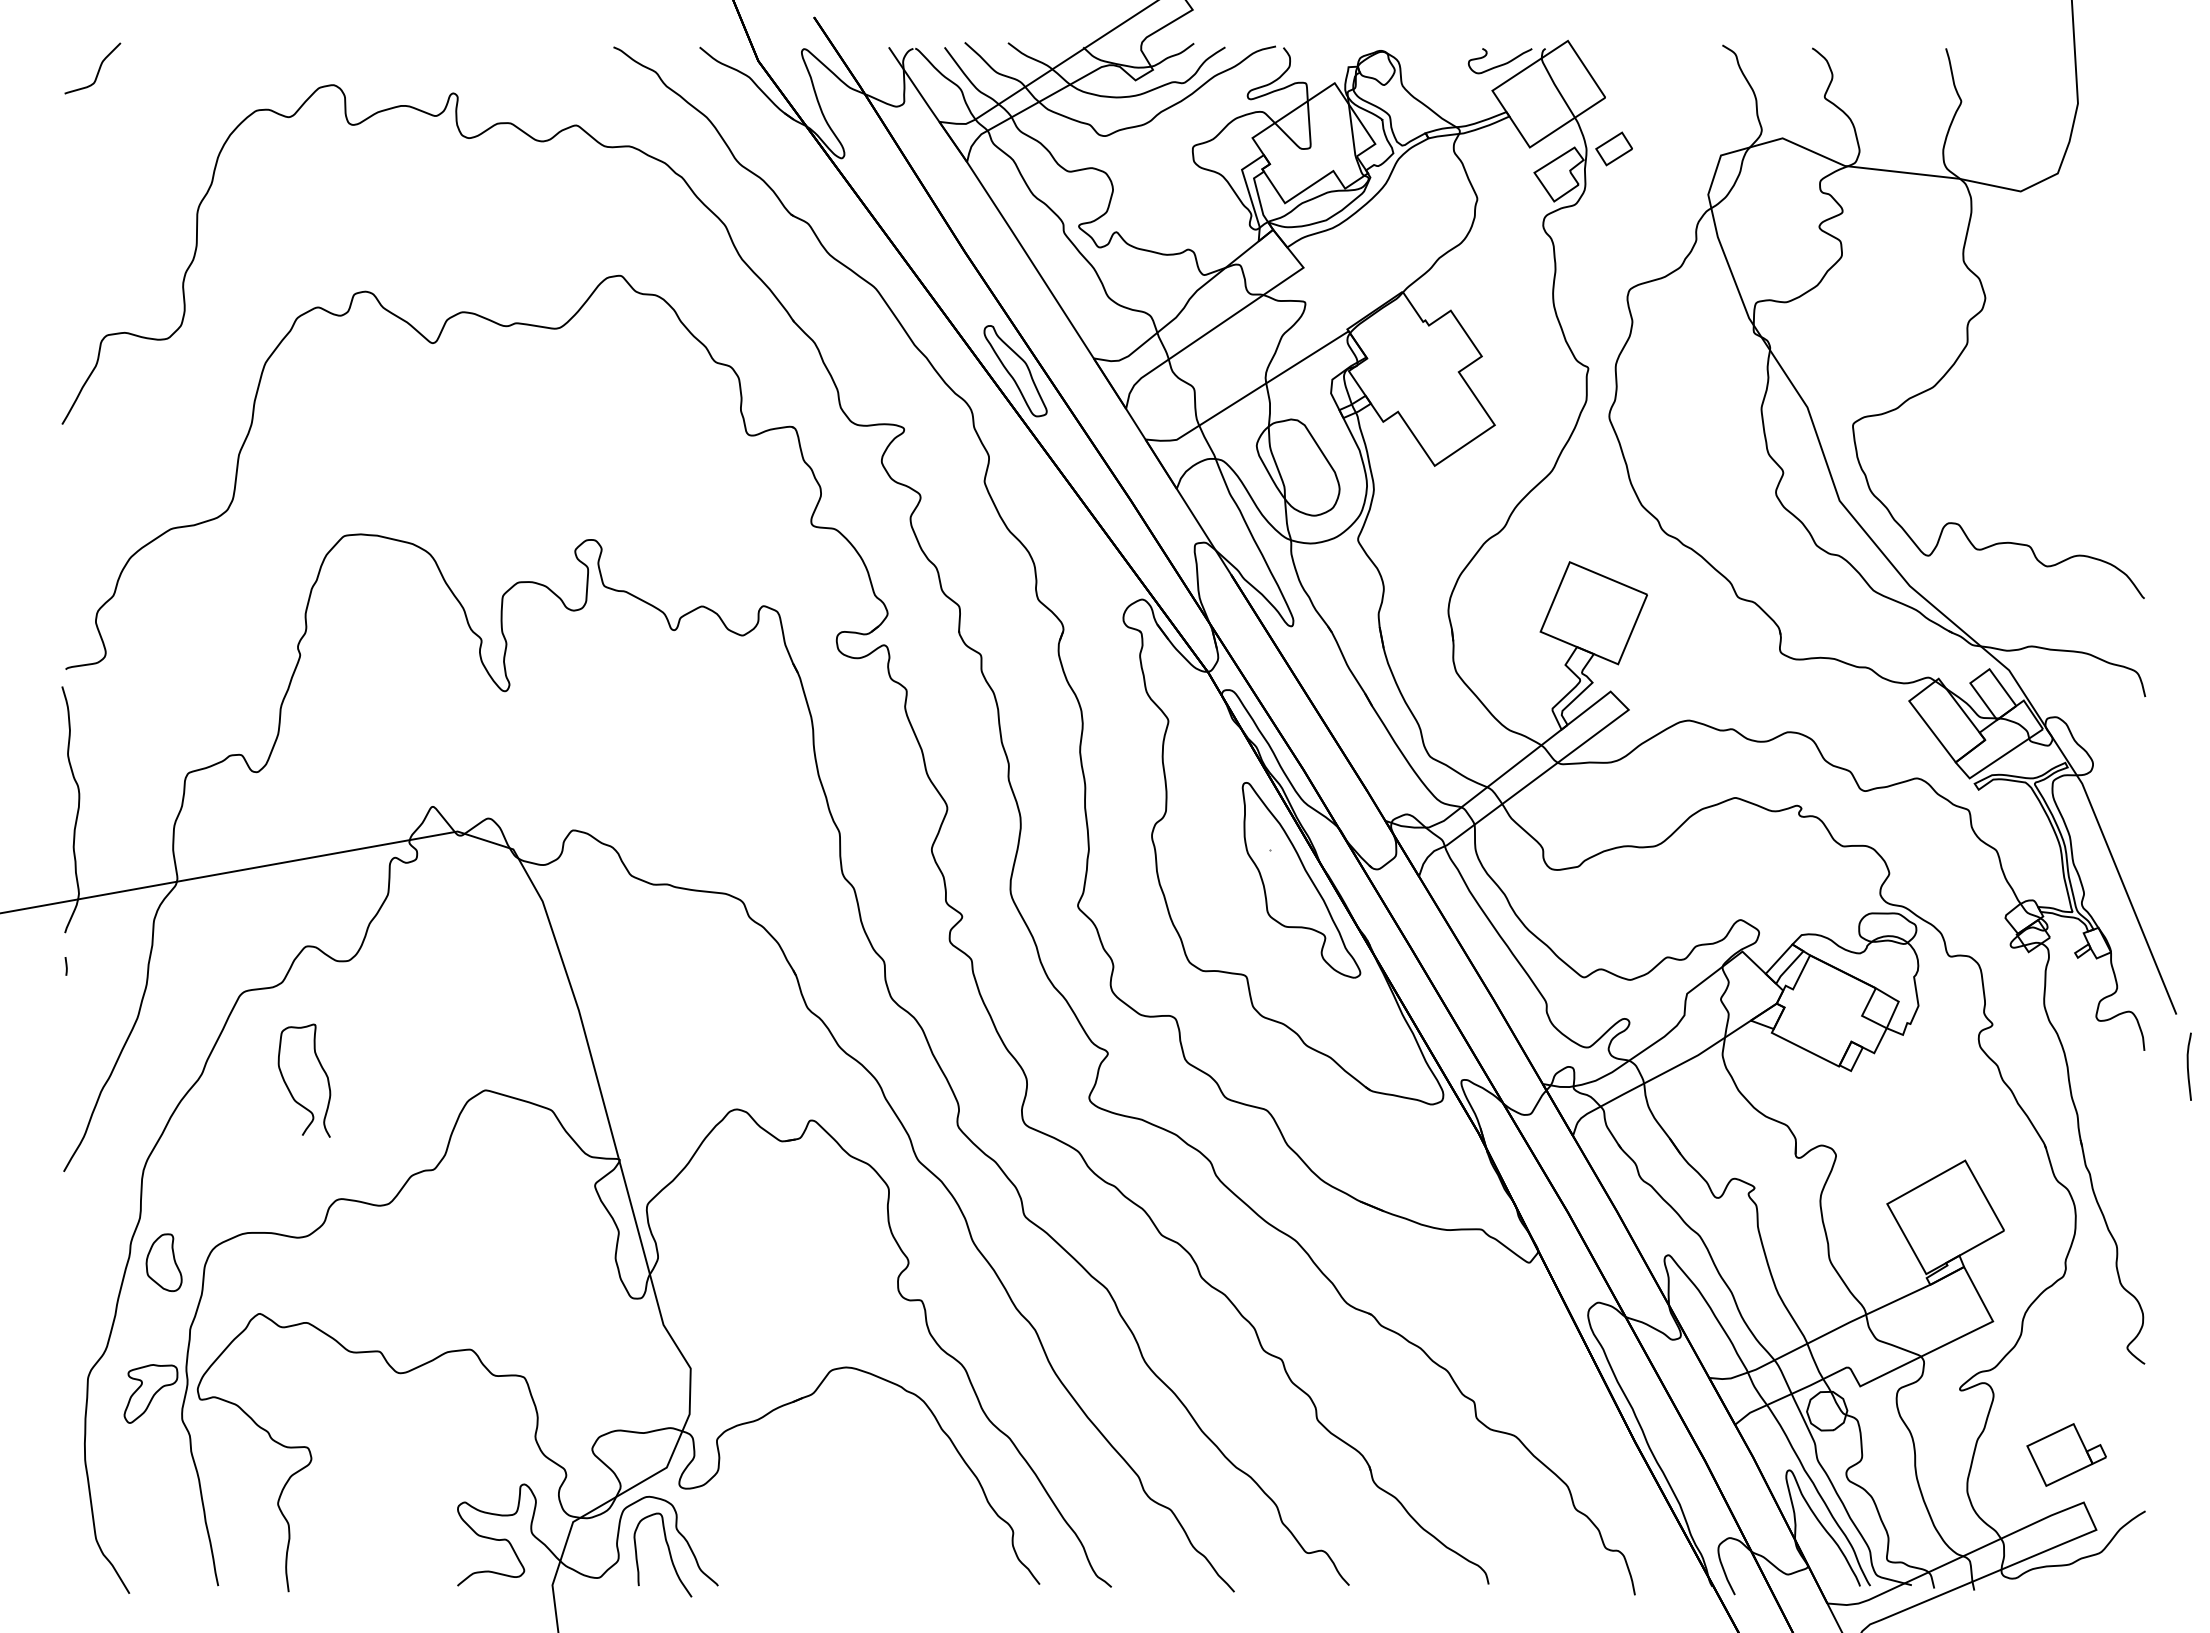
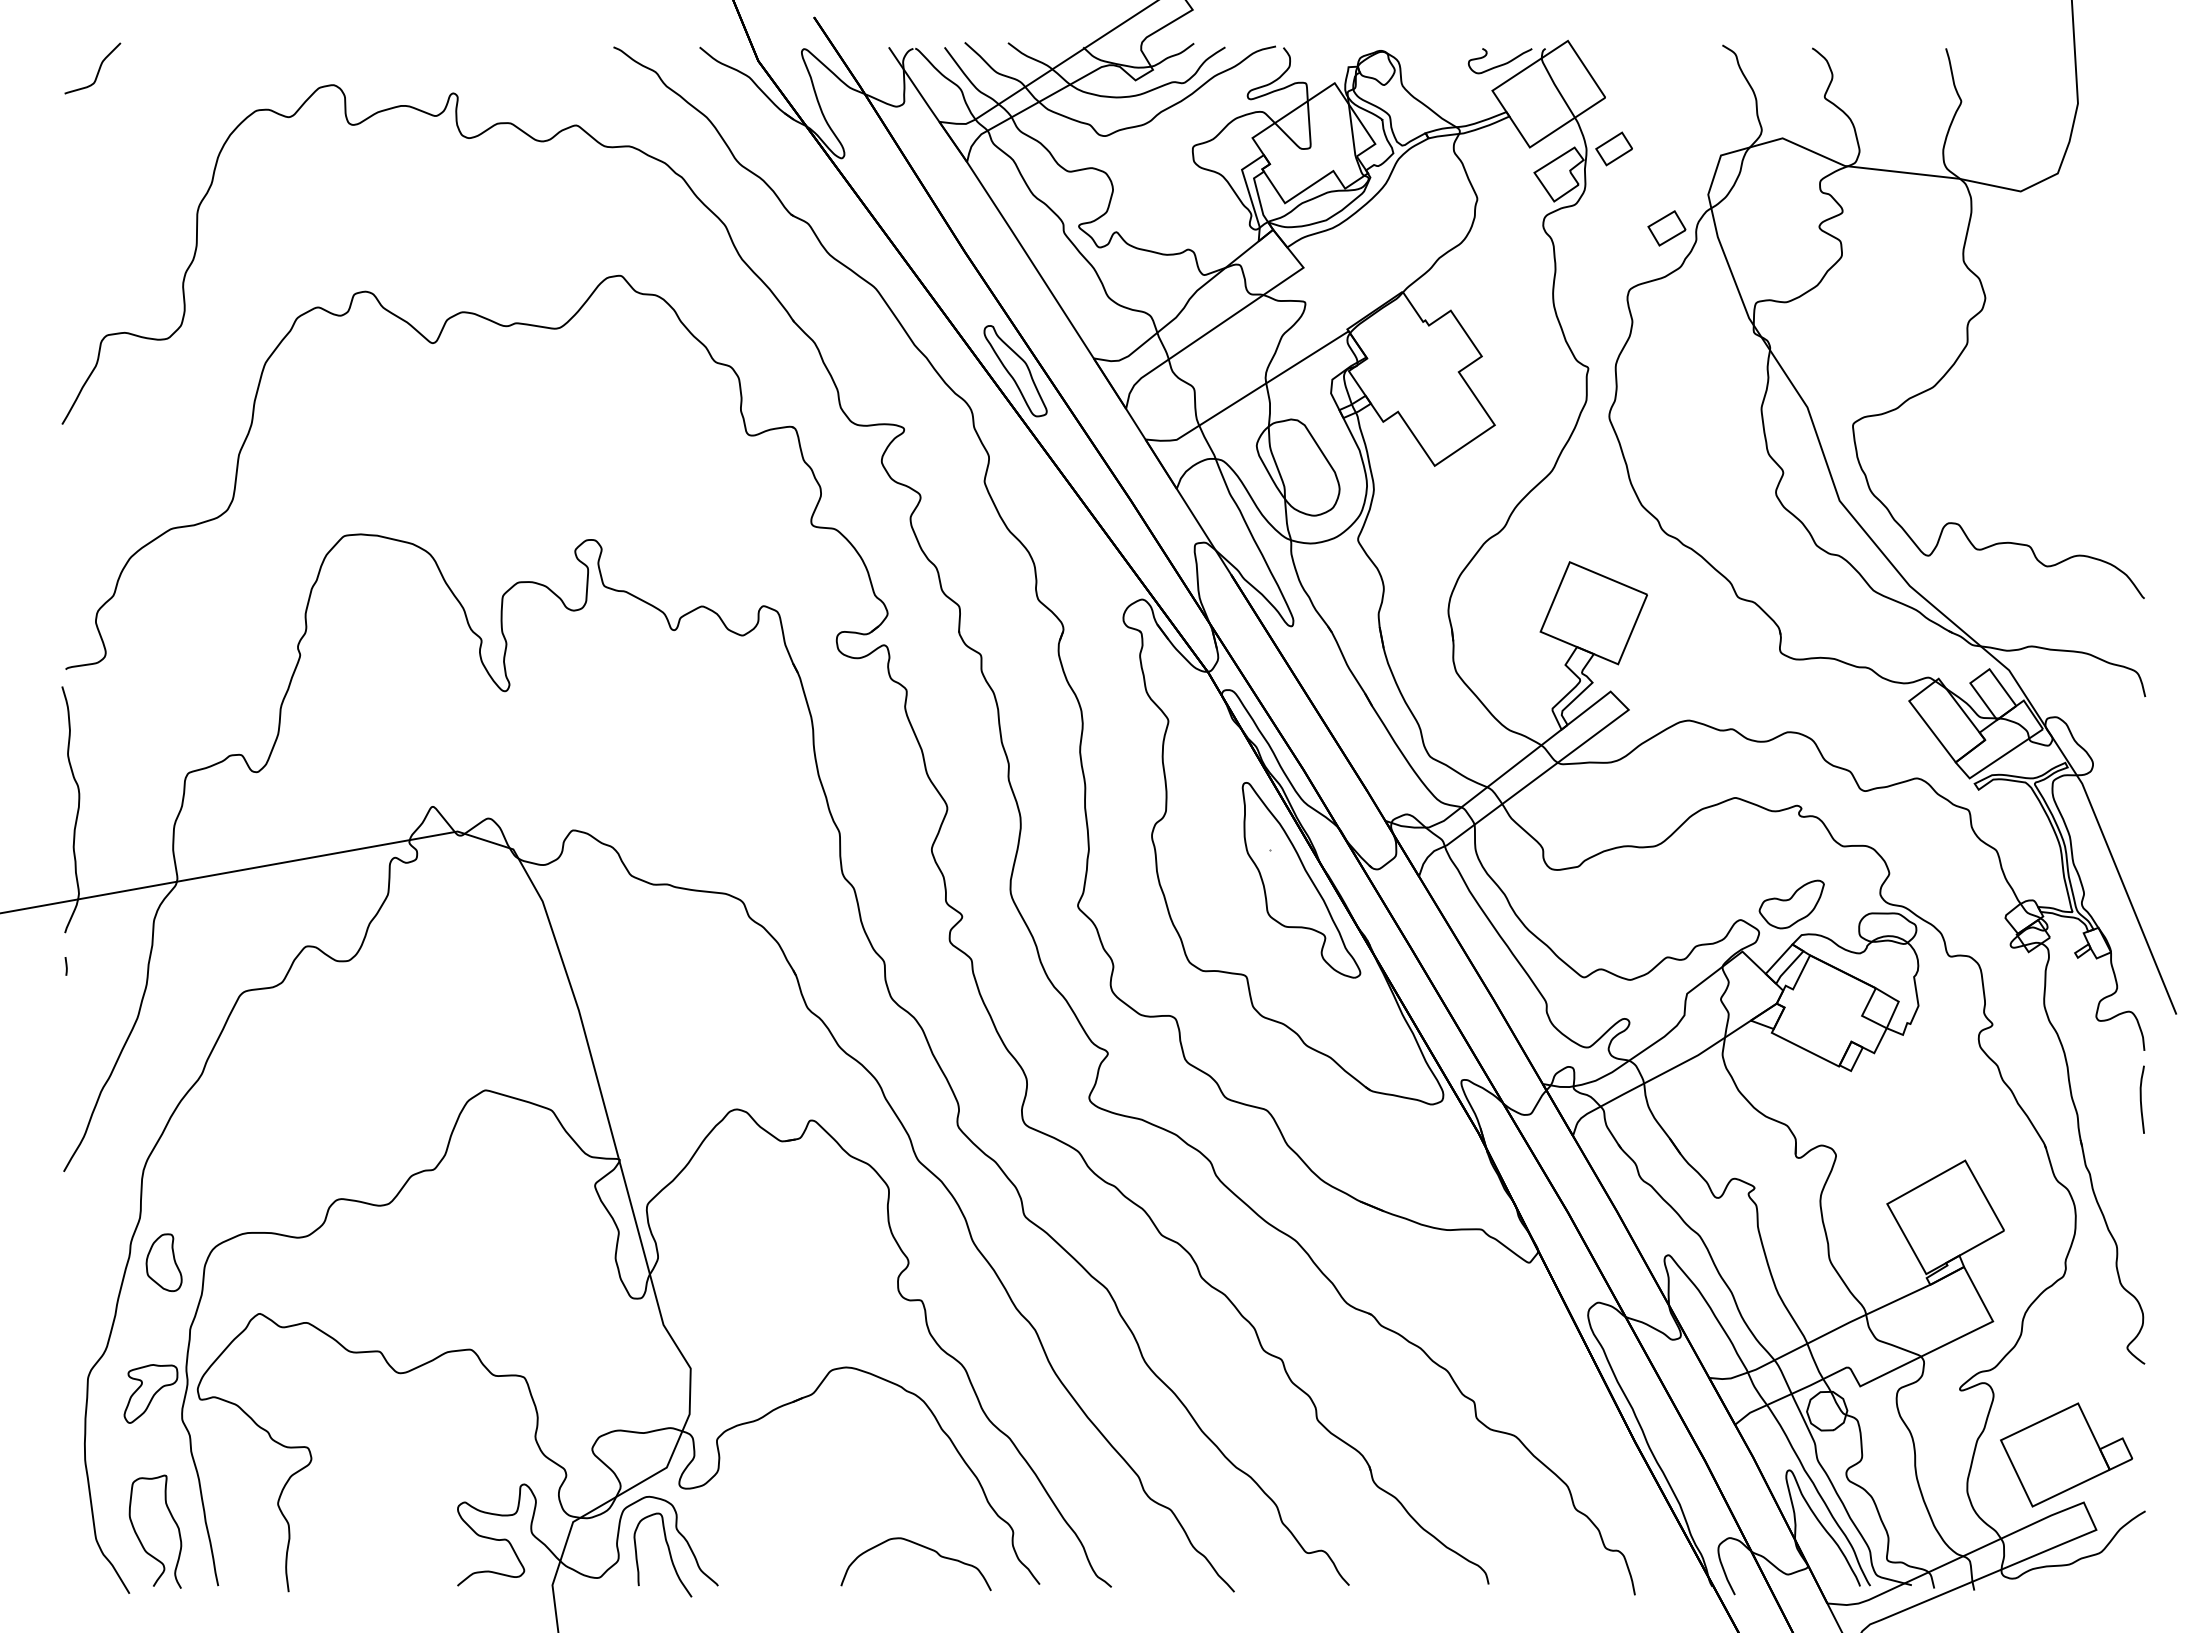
part: none -> present (1666, 228)
part: none -> present (1791, 904)
curve position: (2188, 1066) -> (2141, 1099) (2141, 1099)
curve position: (289, 1088) -> (140, 1539) (140, 1539)
part size: 81x64 px -> 134x106 px (2066, 1454)
curve: none -> present (922, 1547)
